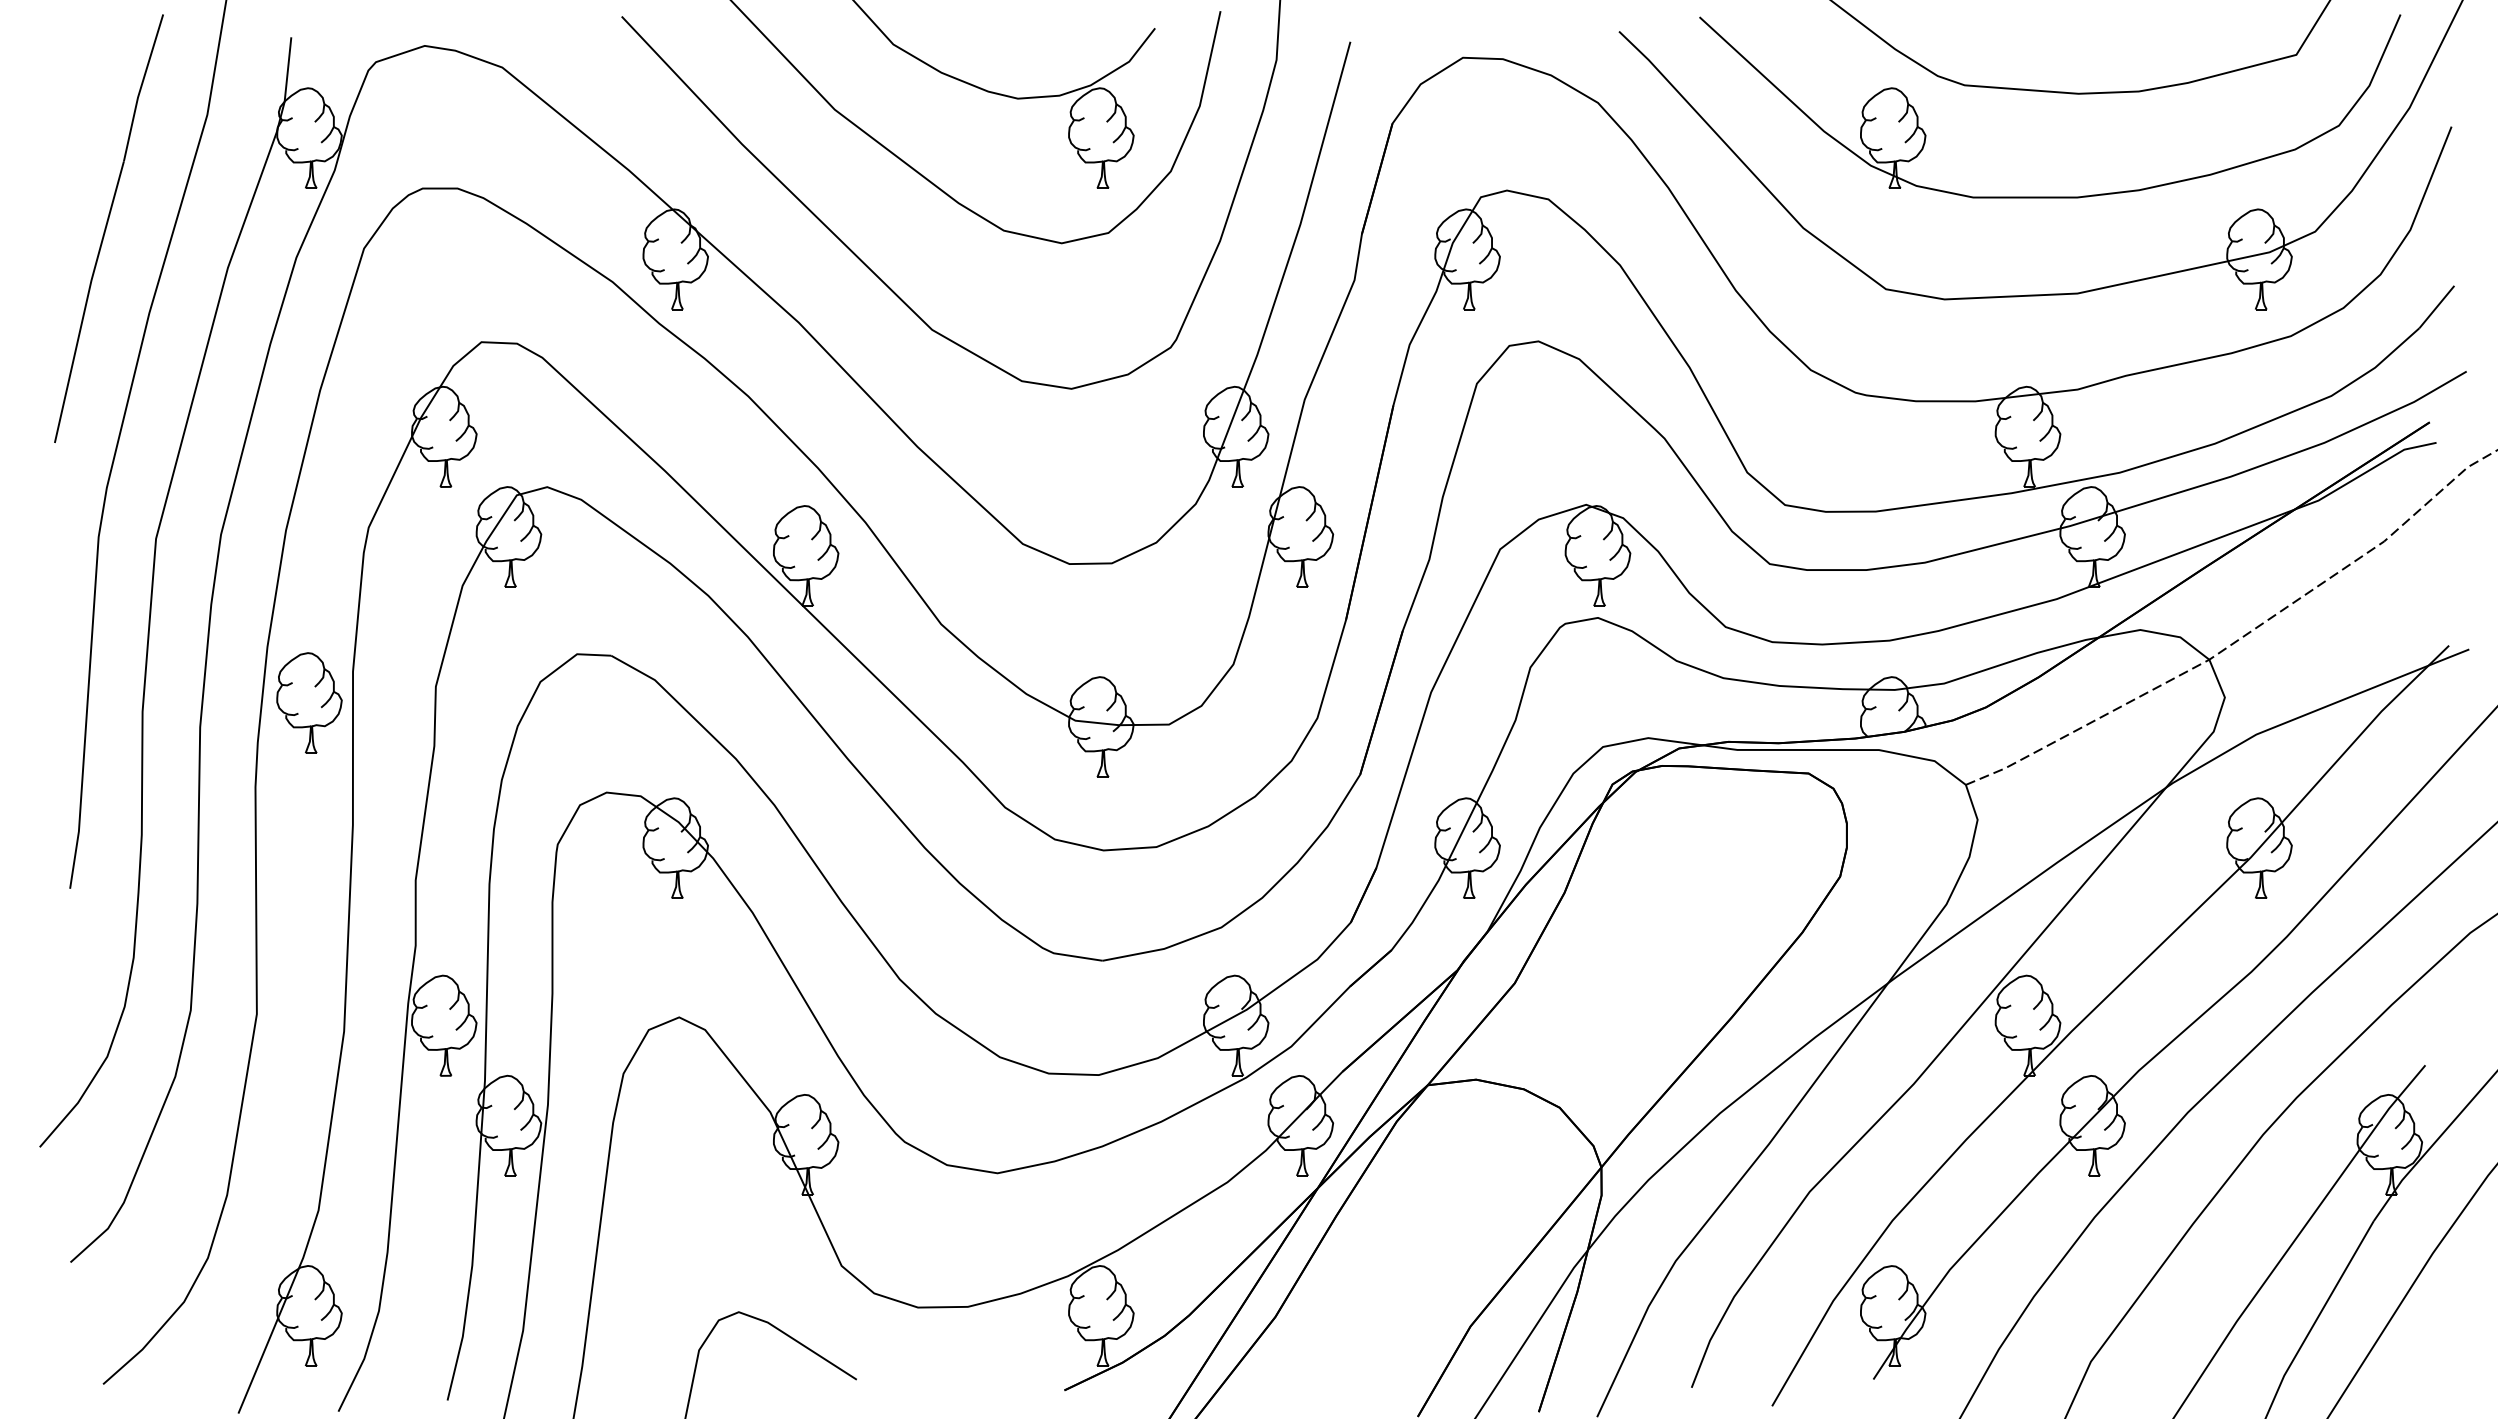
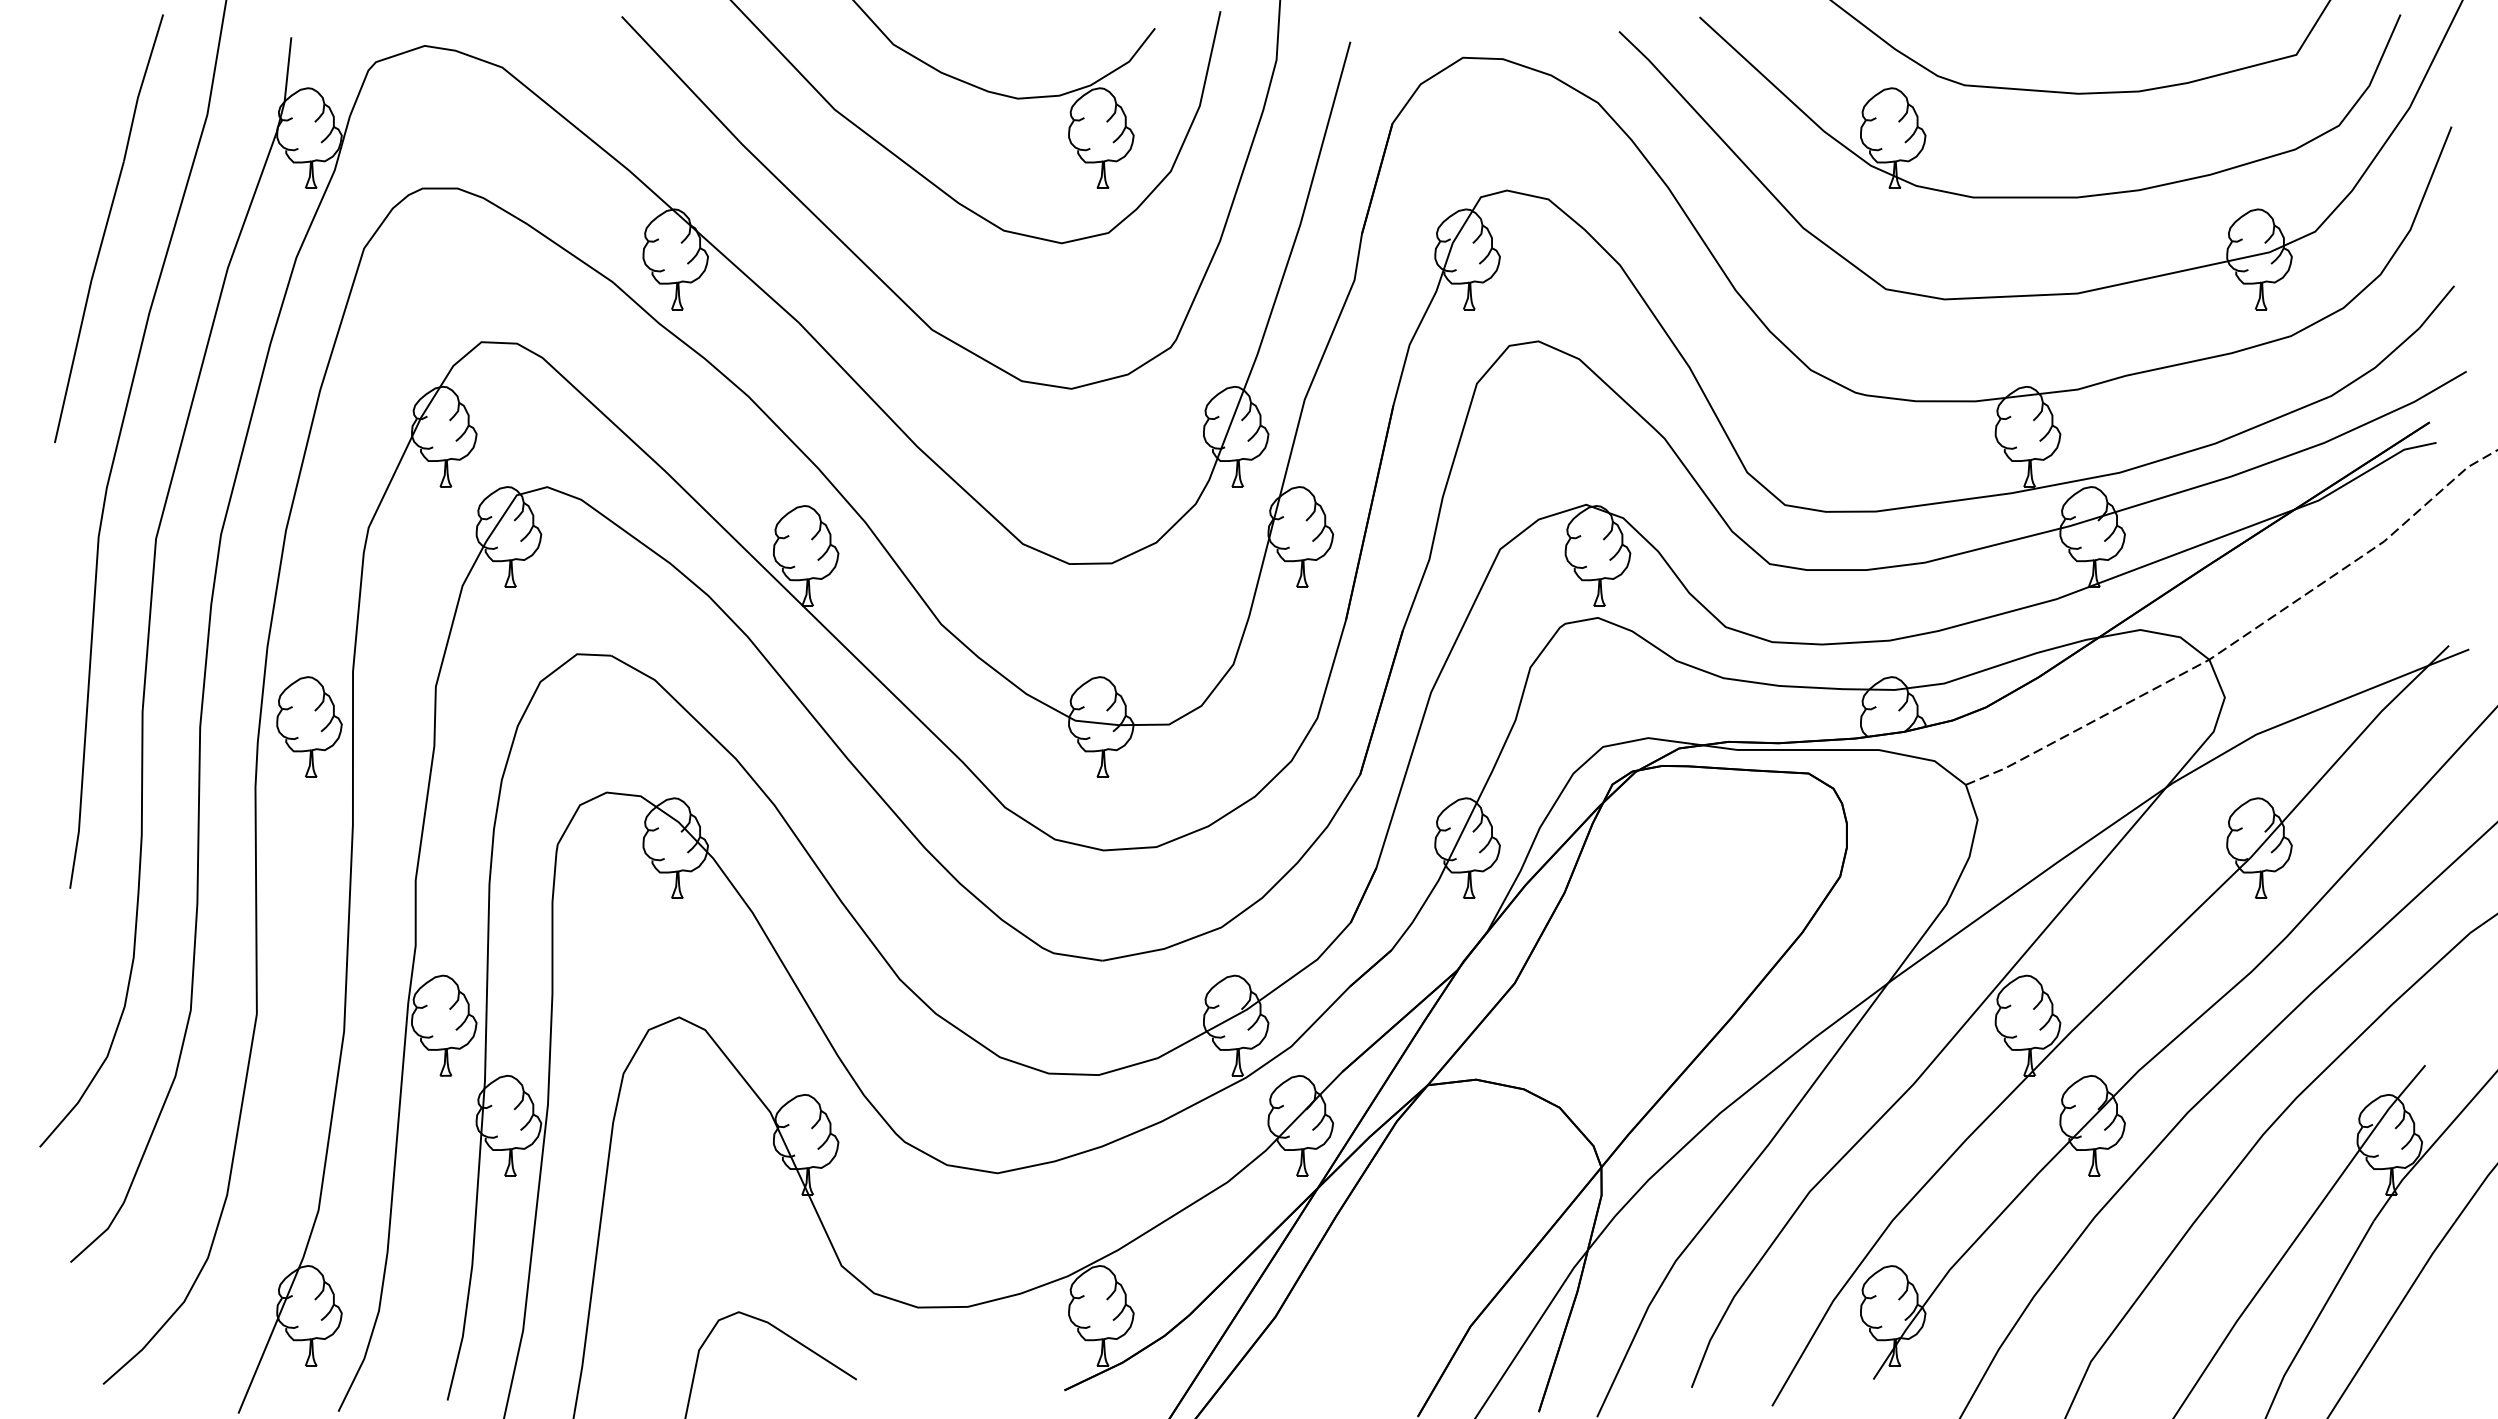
part position: (309, 702) -> (309, 726) (309, 726)
